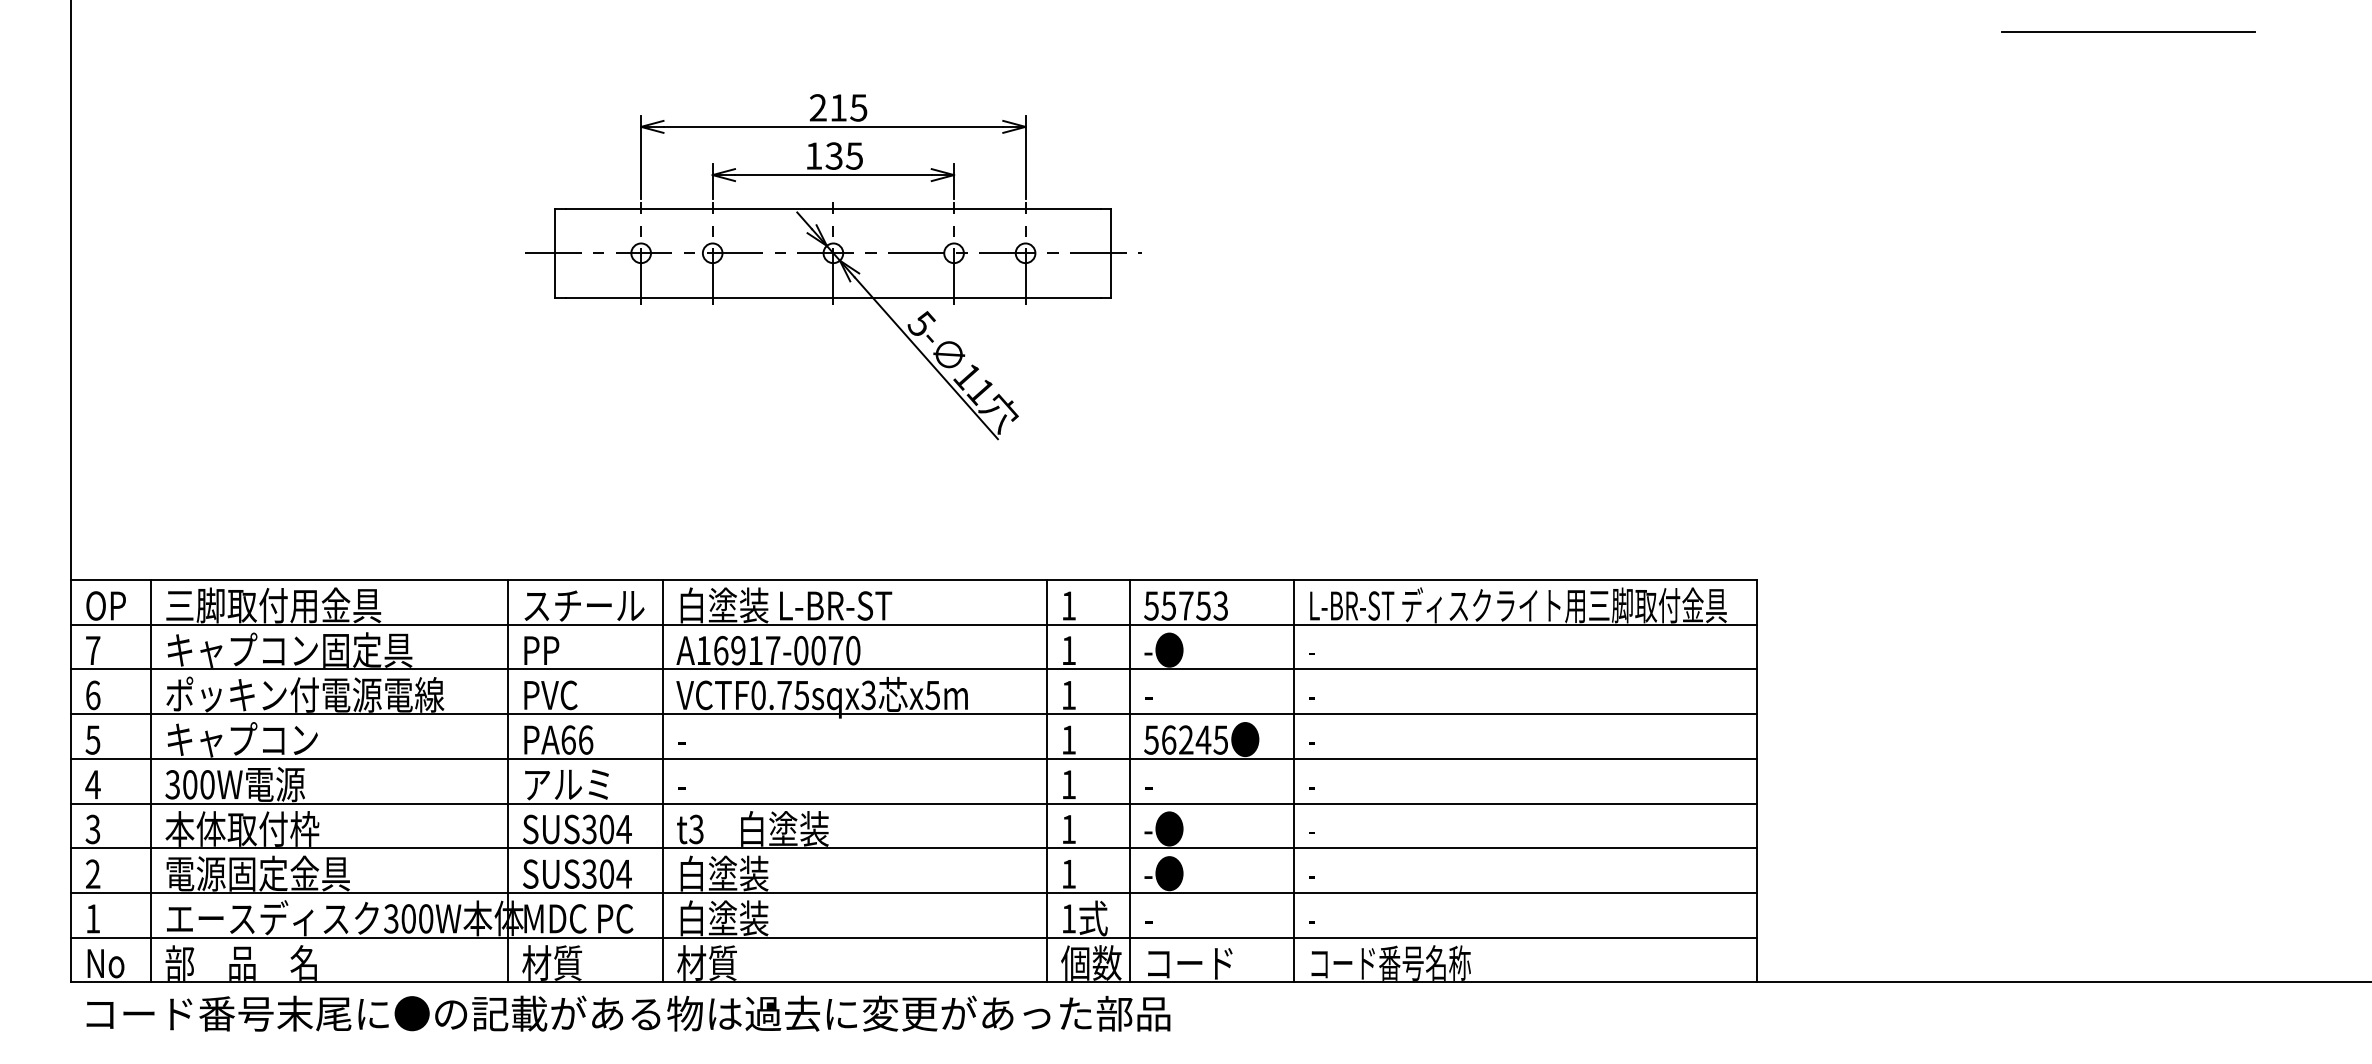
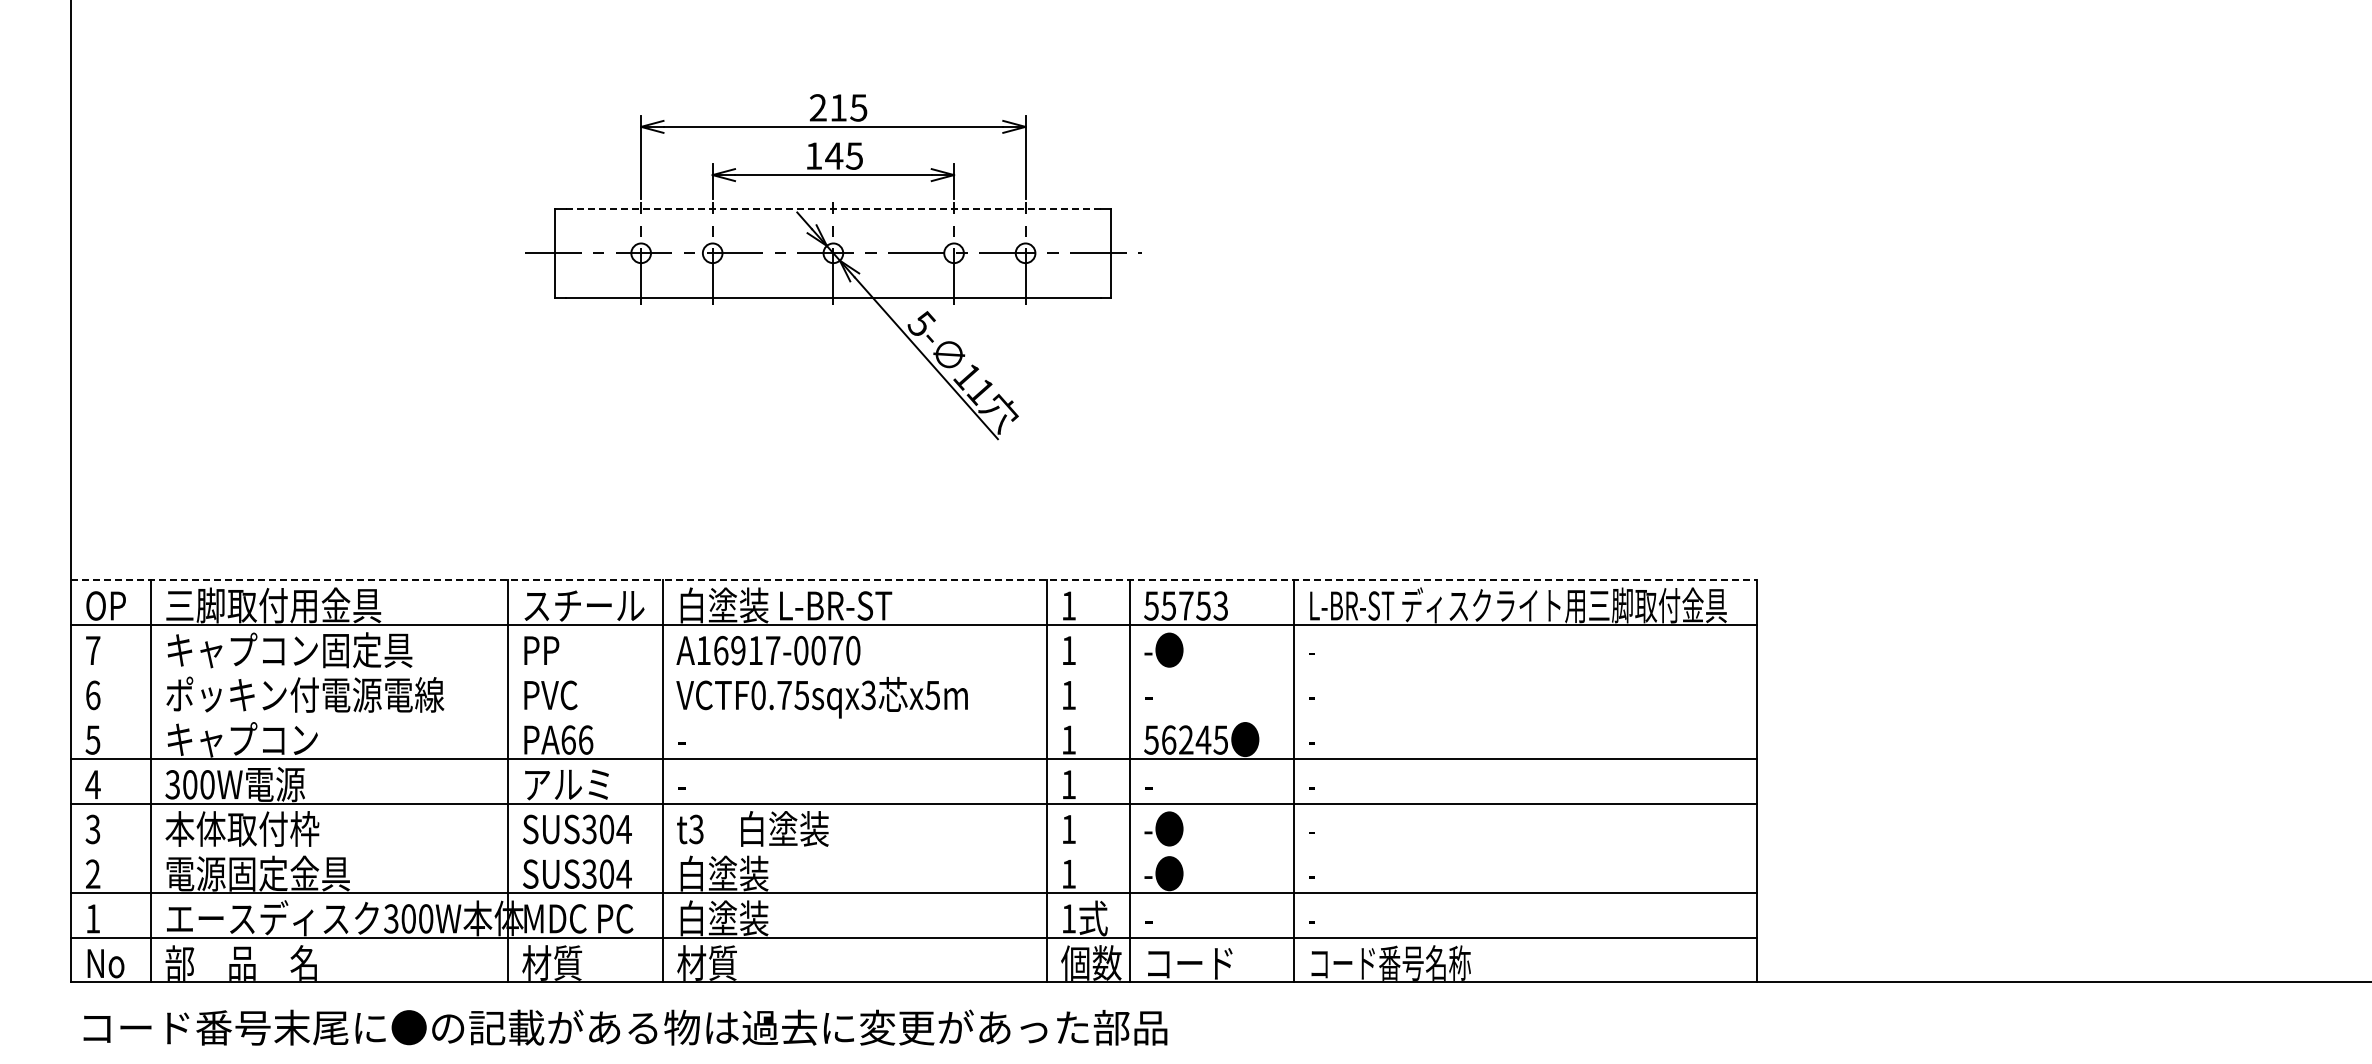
line: present -> none (2128, 31)
text: 135 -> 145 (834, 155)
line: solid -> dashed (832, 208)
line: solid -> dashed (914, 580)
line: present -> none (914, 669)
line: present -> none (914, 714)
line: present -> none (914, 848)
text position: (628, 1013) -> (625, 1027) (625, 1027)
